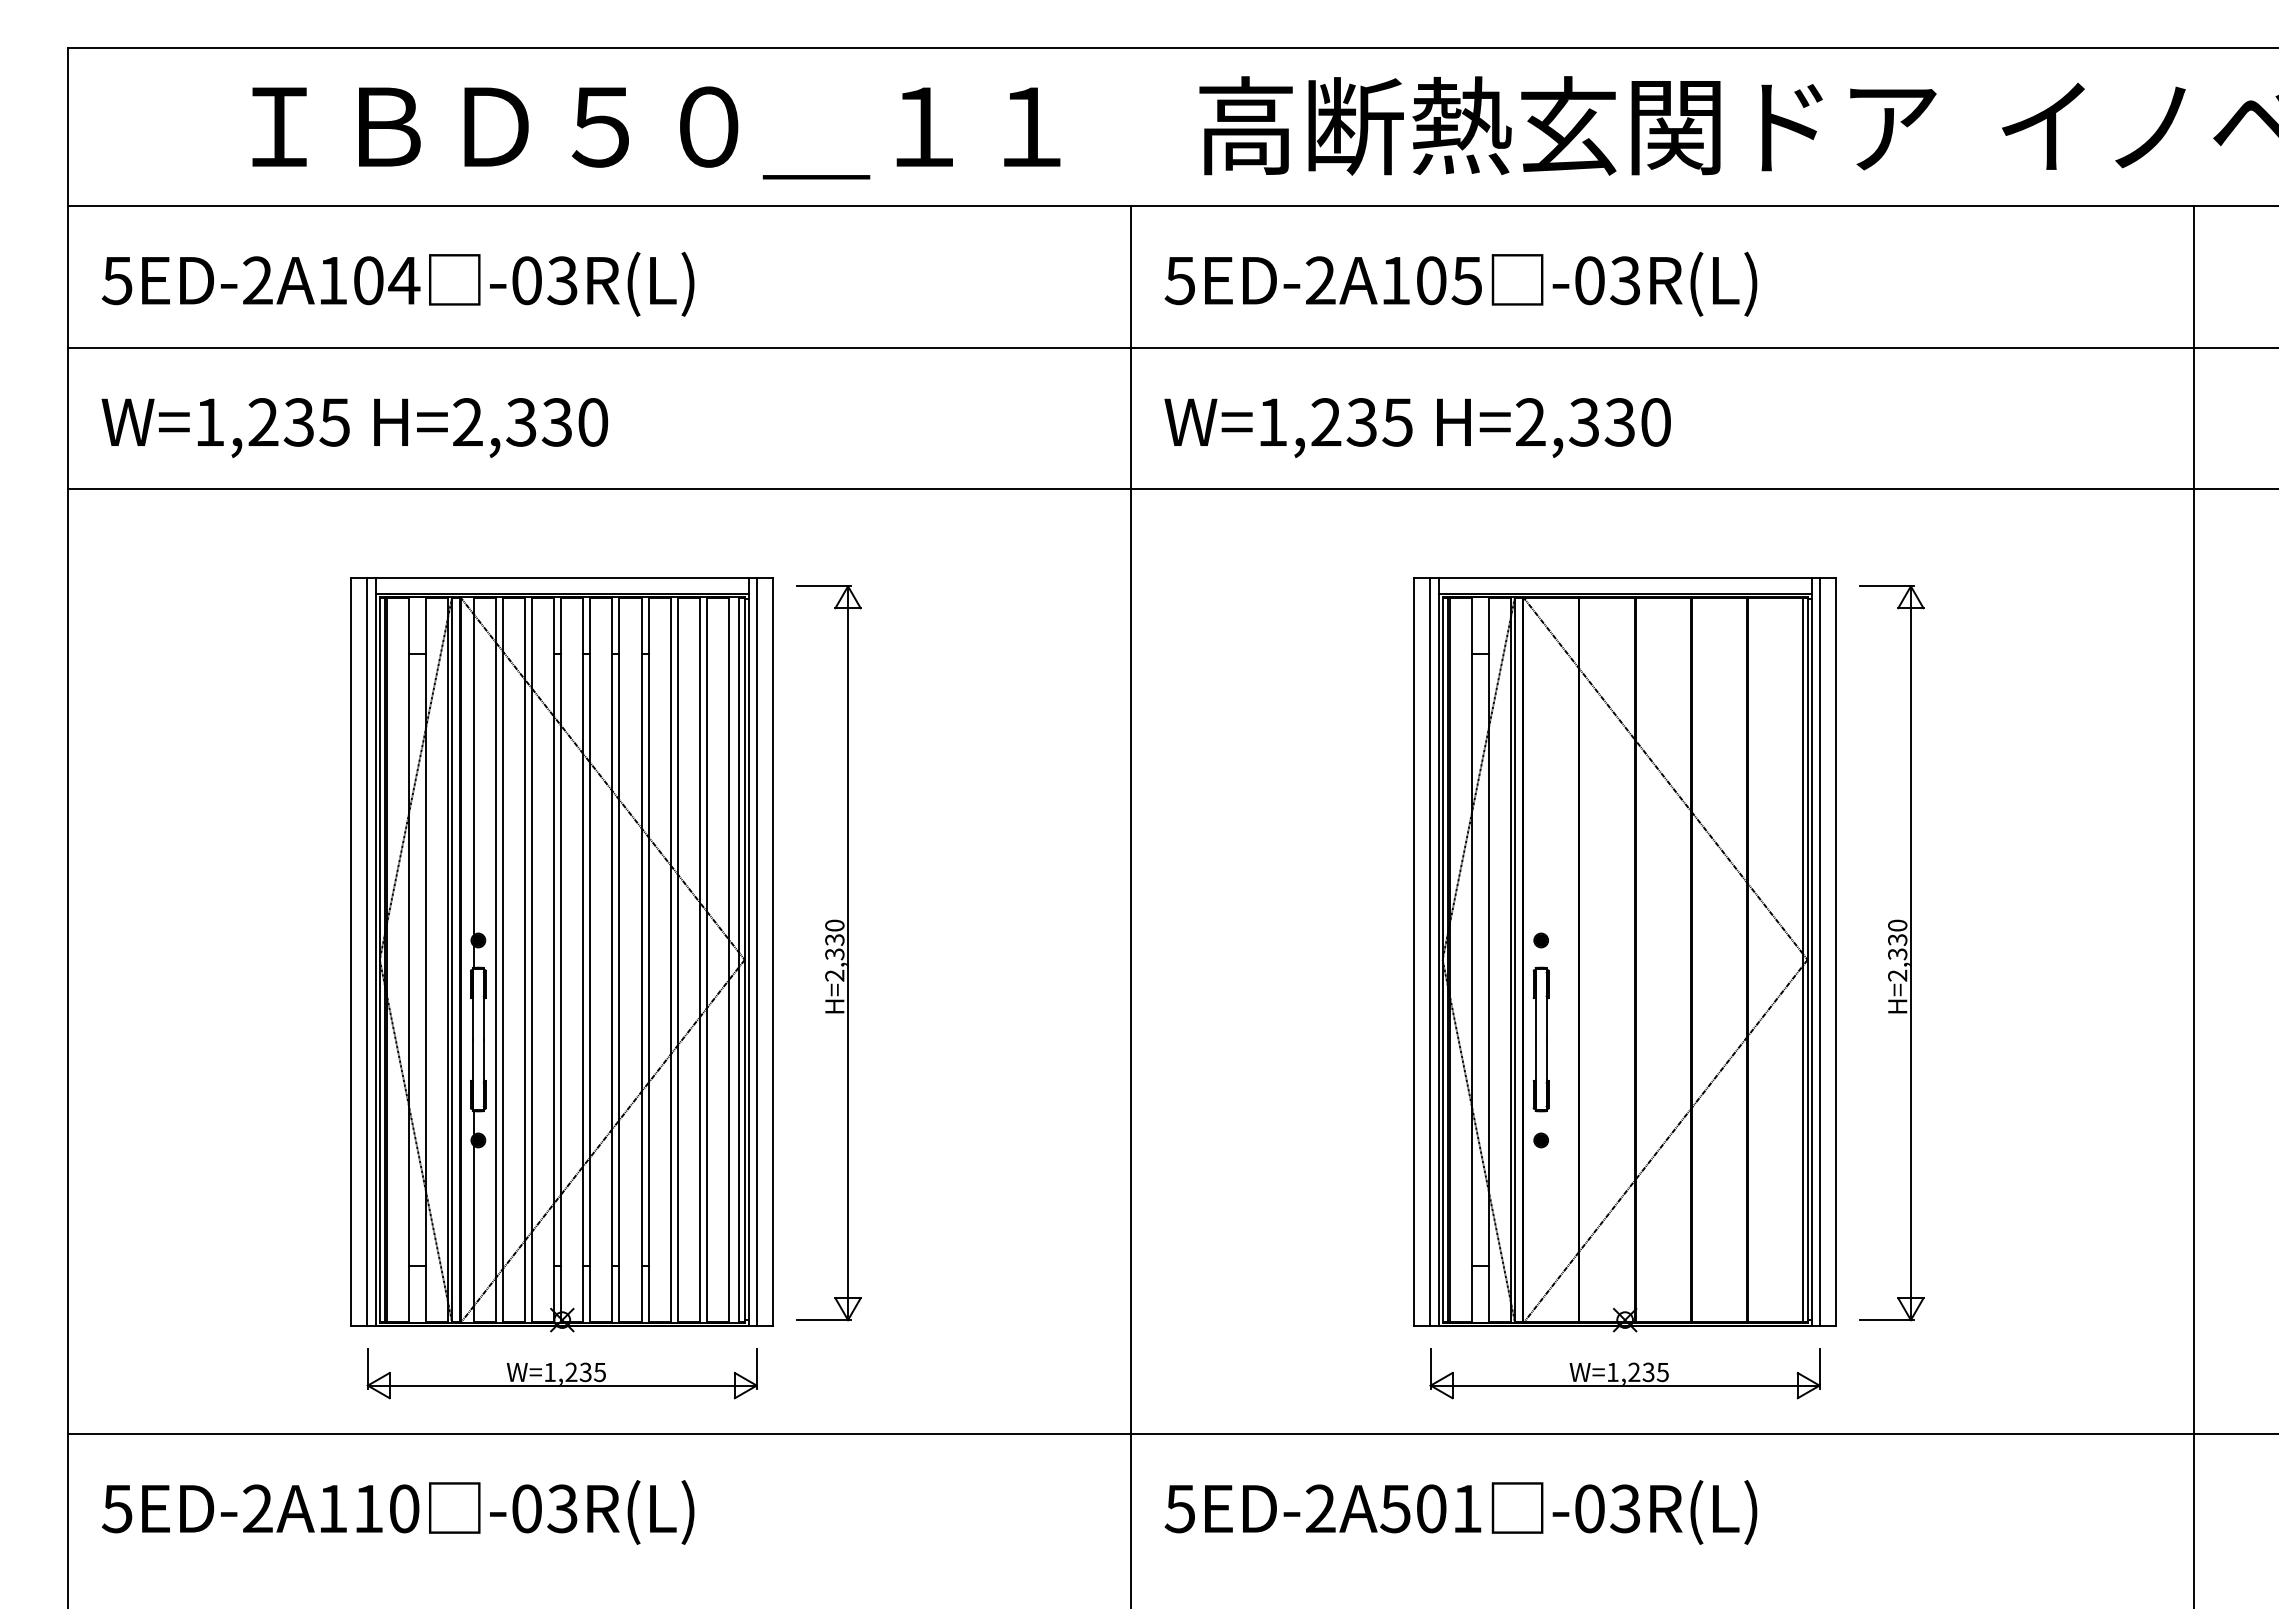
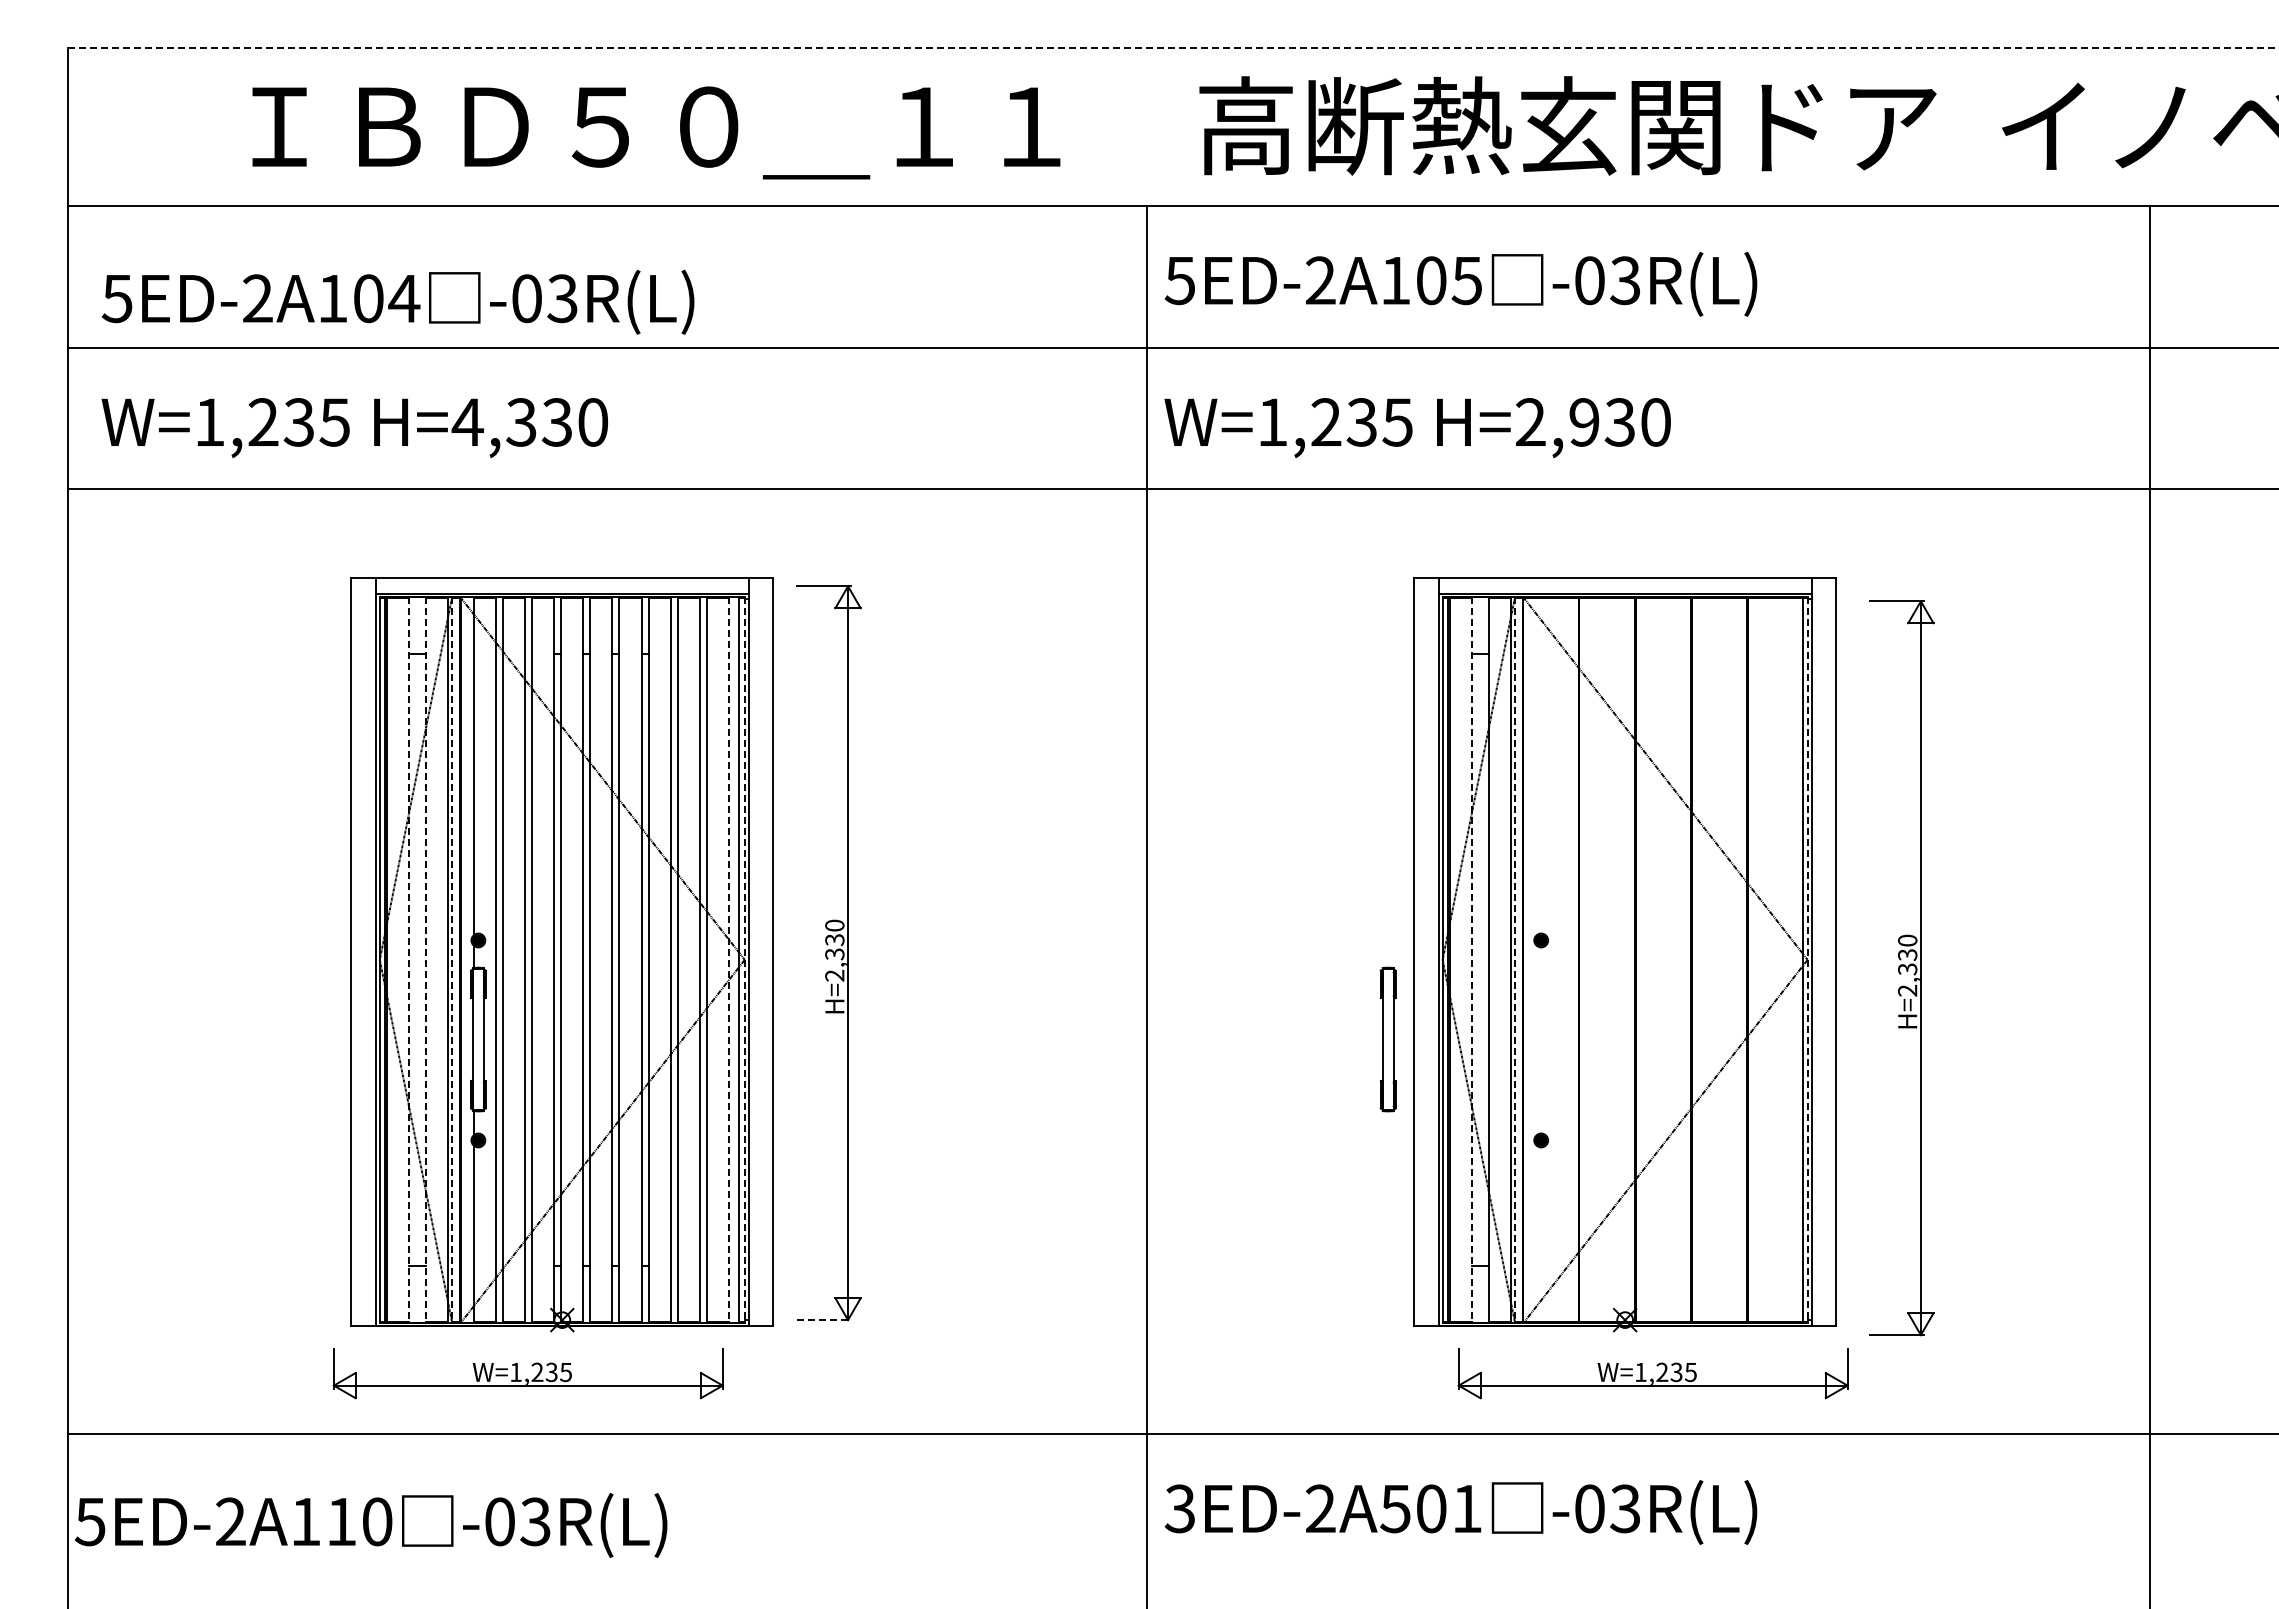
line: solid -> dashed (1174, 48)
text position: (397, 283) -> (397, 301) (397, 301)
text: H=2,330 -> H=4,330 (467, 421)
text: H=2,330 -> H=2,930 (1583, 422)
line position: (1131, 905) -> (1147, 905) (1147, 905)
line position: (2194, 905) -> (2150, 905) (2150, 905)
line: present -> none (367, 951)
line: present -> none (757, 951)
line: present -> none (1430, 951)
line: present -> none (1820, 951)
part position: (1891, 953) -> (1901, 968) (1901, 968)
line: solid -> dashed (409, 959)
line: solid -> dashed (426, 959)
line: solid -> dashed (728, 959)
line: solid -> dashed (1471, 959)
line: solid -> dashed (452, 960)
line: solid -> dashed (744, 960)
line: solid -> dashed (1515, 960)
line: solid -> dashed (1807, 960)
part position: (1540, 1039) -> (1387, 1039) (1387, 1039)
line: solid -> dashed (824, 1320)
part position: (561, 1373) -> (527, 1373) (527, 1373)
part position: (1624, 1373) -> (1652, 1373) (1652, 1373)
text: 5ED-2A501 -> 3ED-2A501 (1179, 1508)
text position: (398, 1512) -> (371, 1525) (371, 1525)
